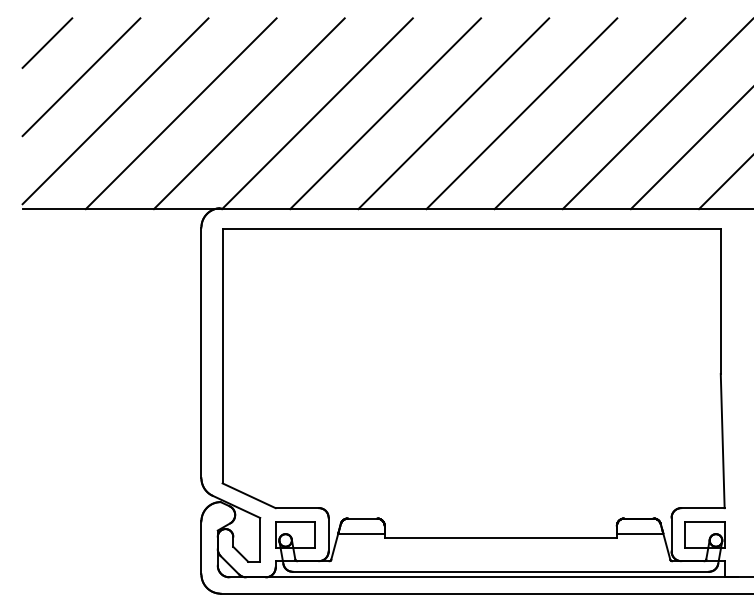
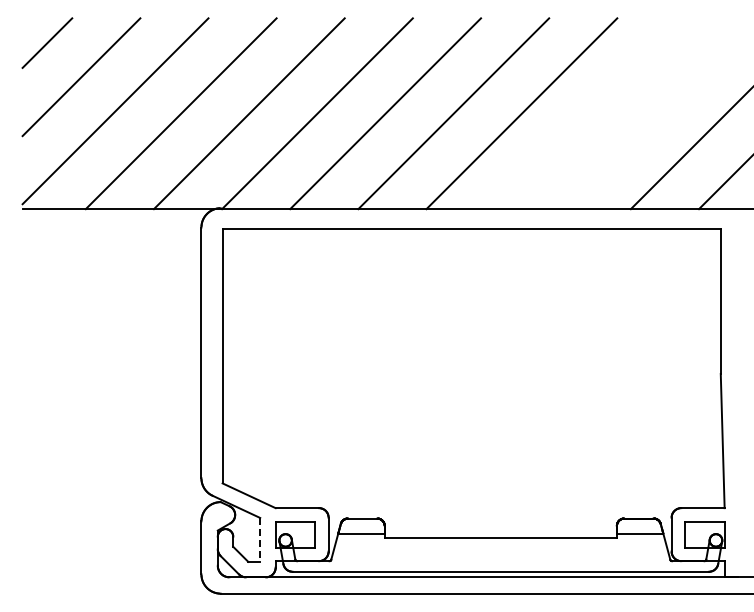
line: present -> none (589, 113)
line: present -> none (656, 115)
line: solid -> dashed (260, 539)
